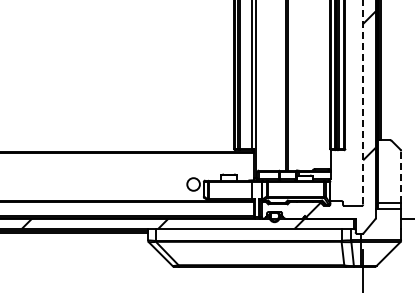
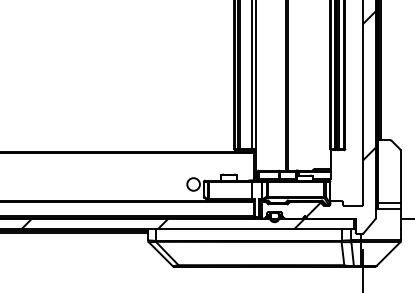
line: dashed -> solid (363, 102)
line: dashed -> solid (401, 176)
